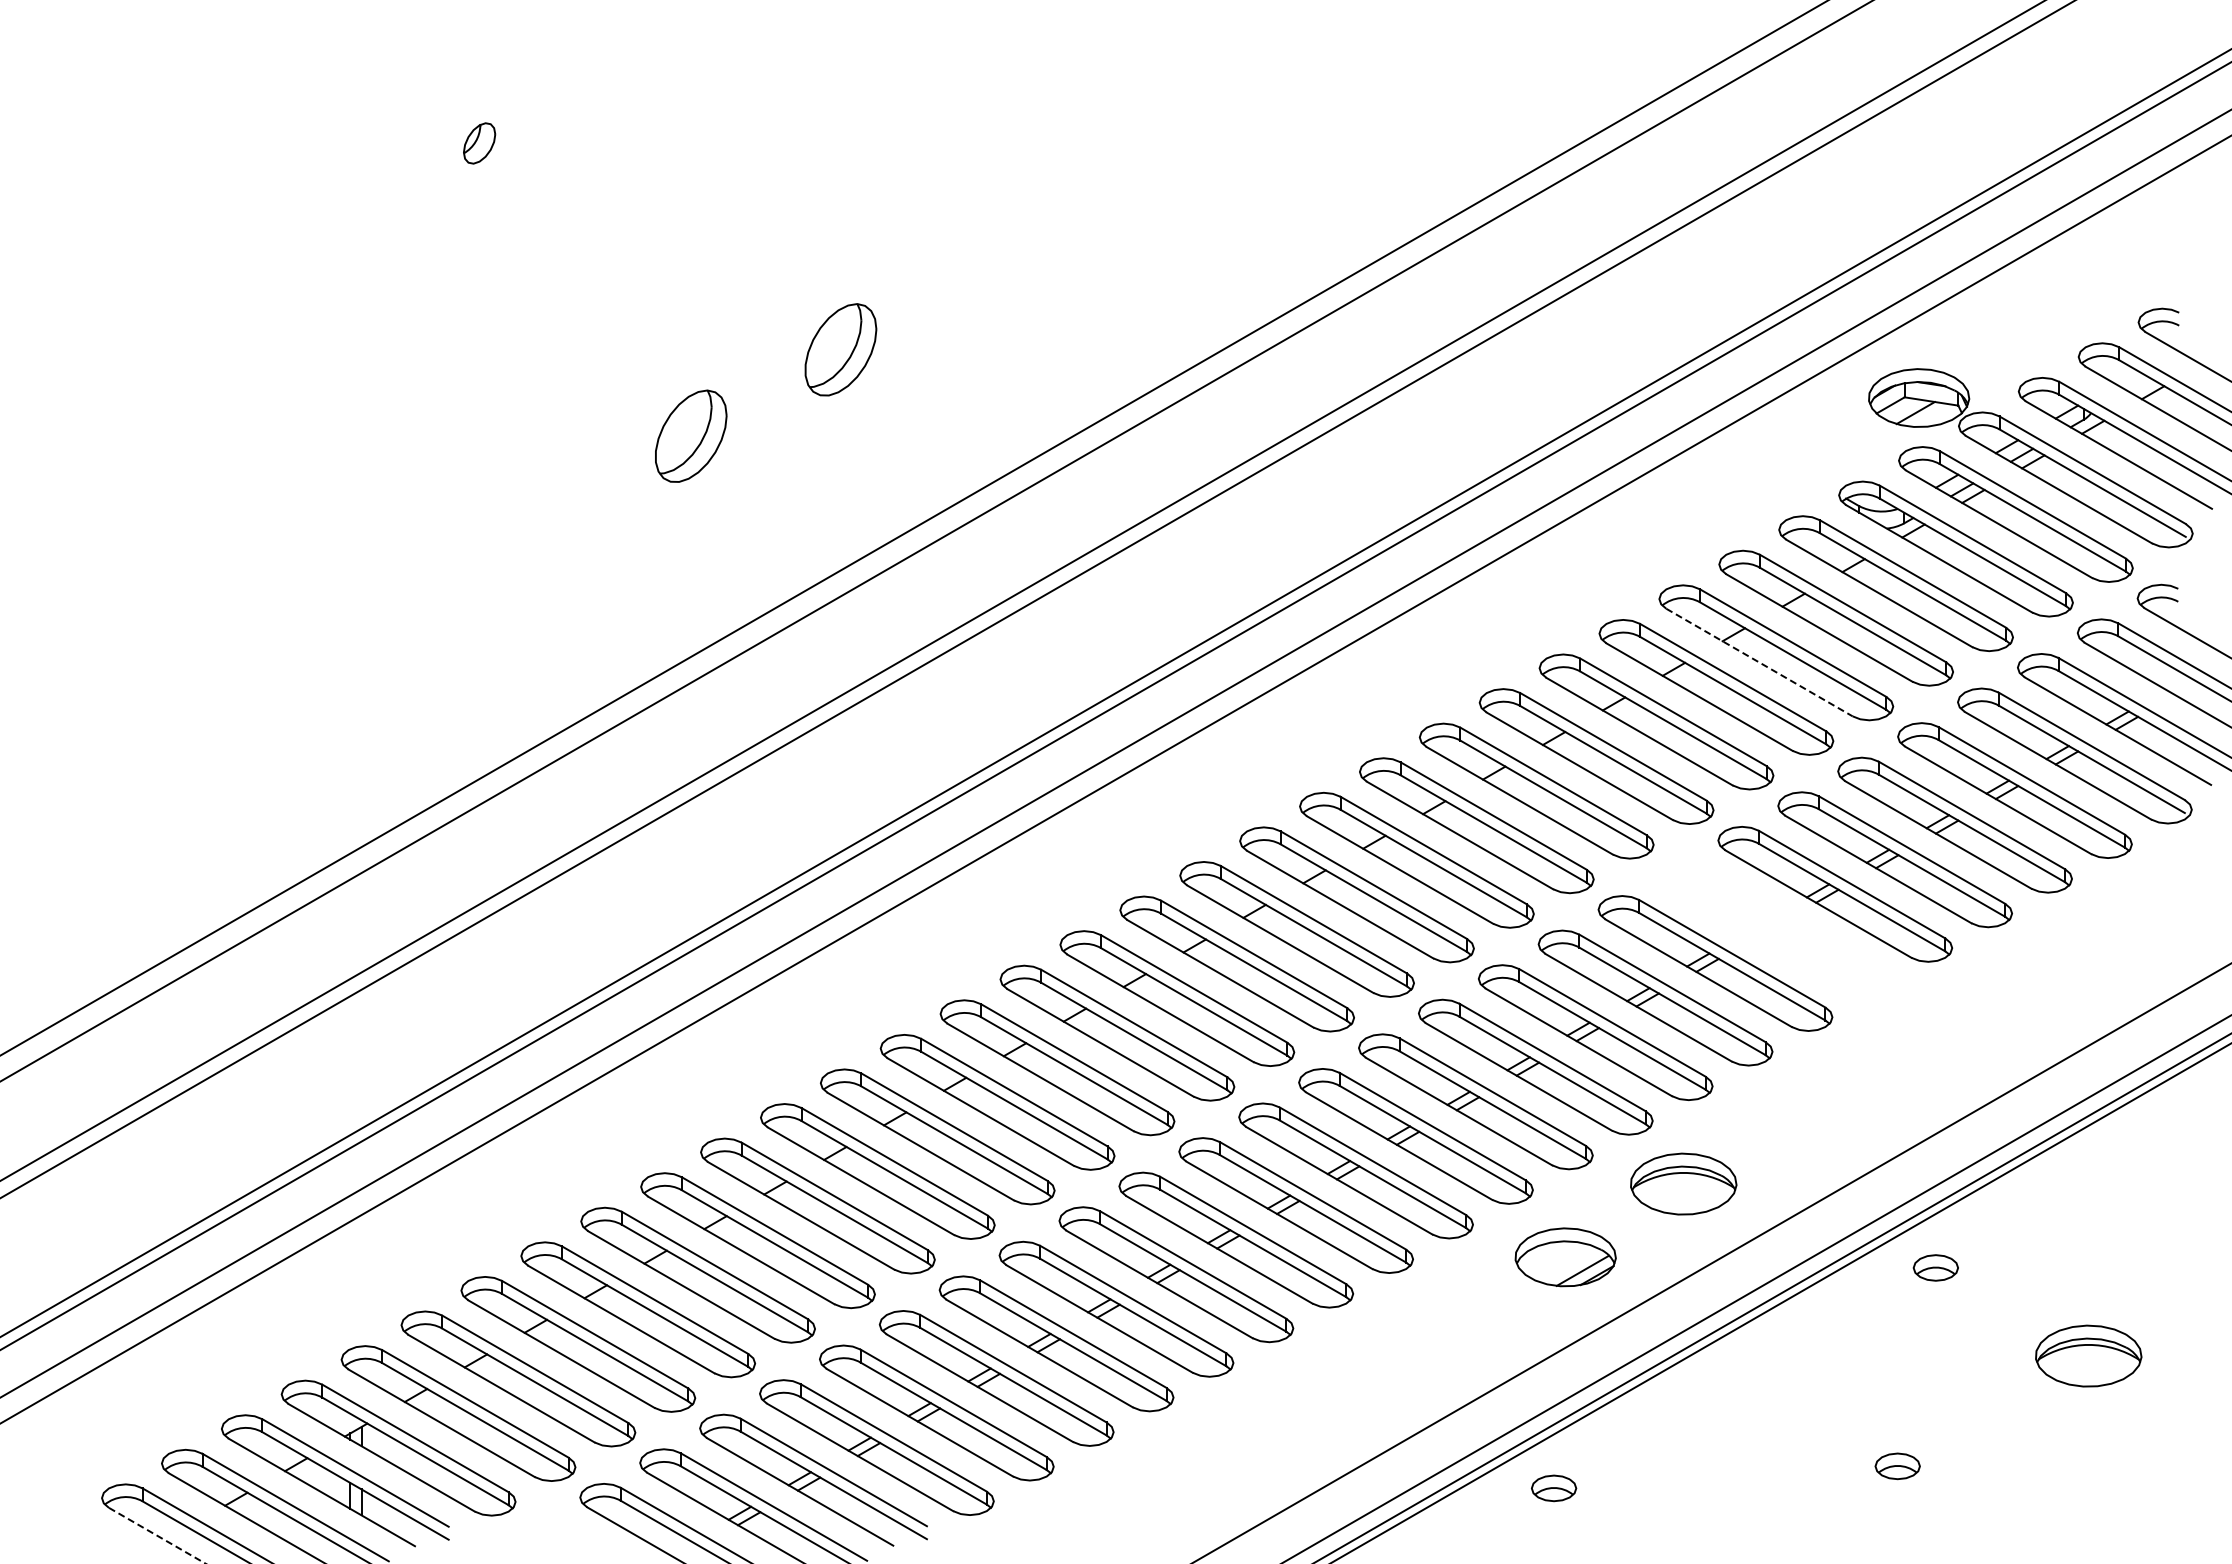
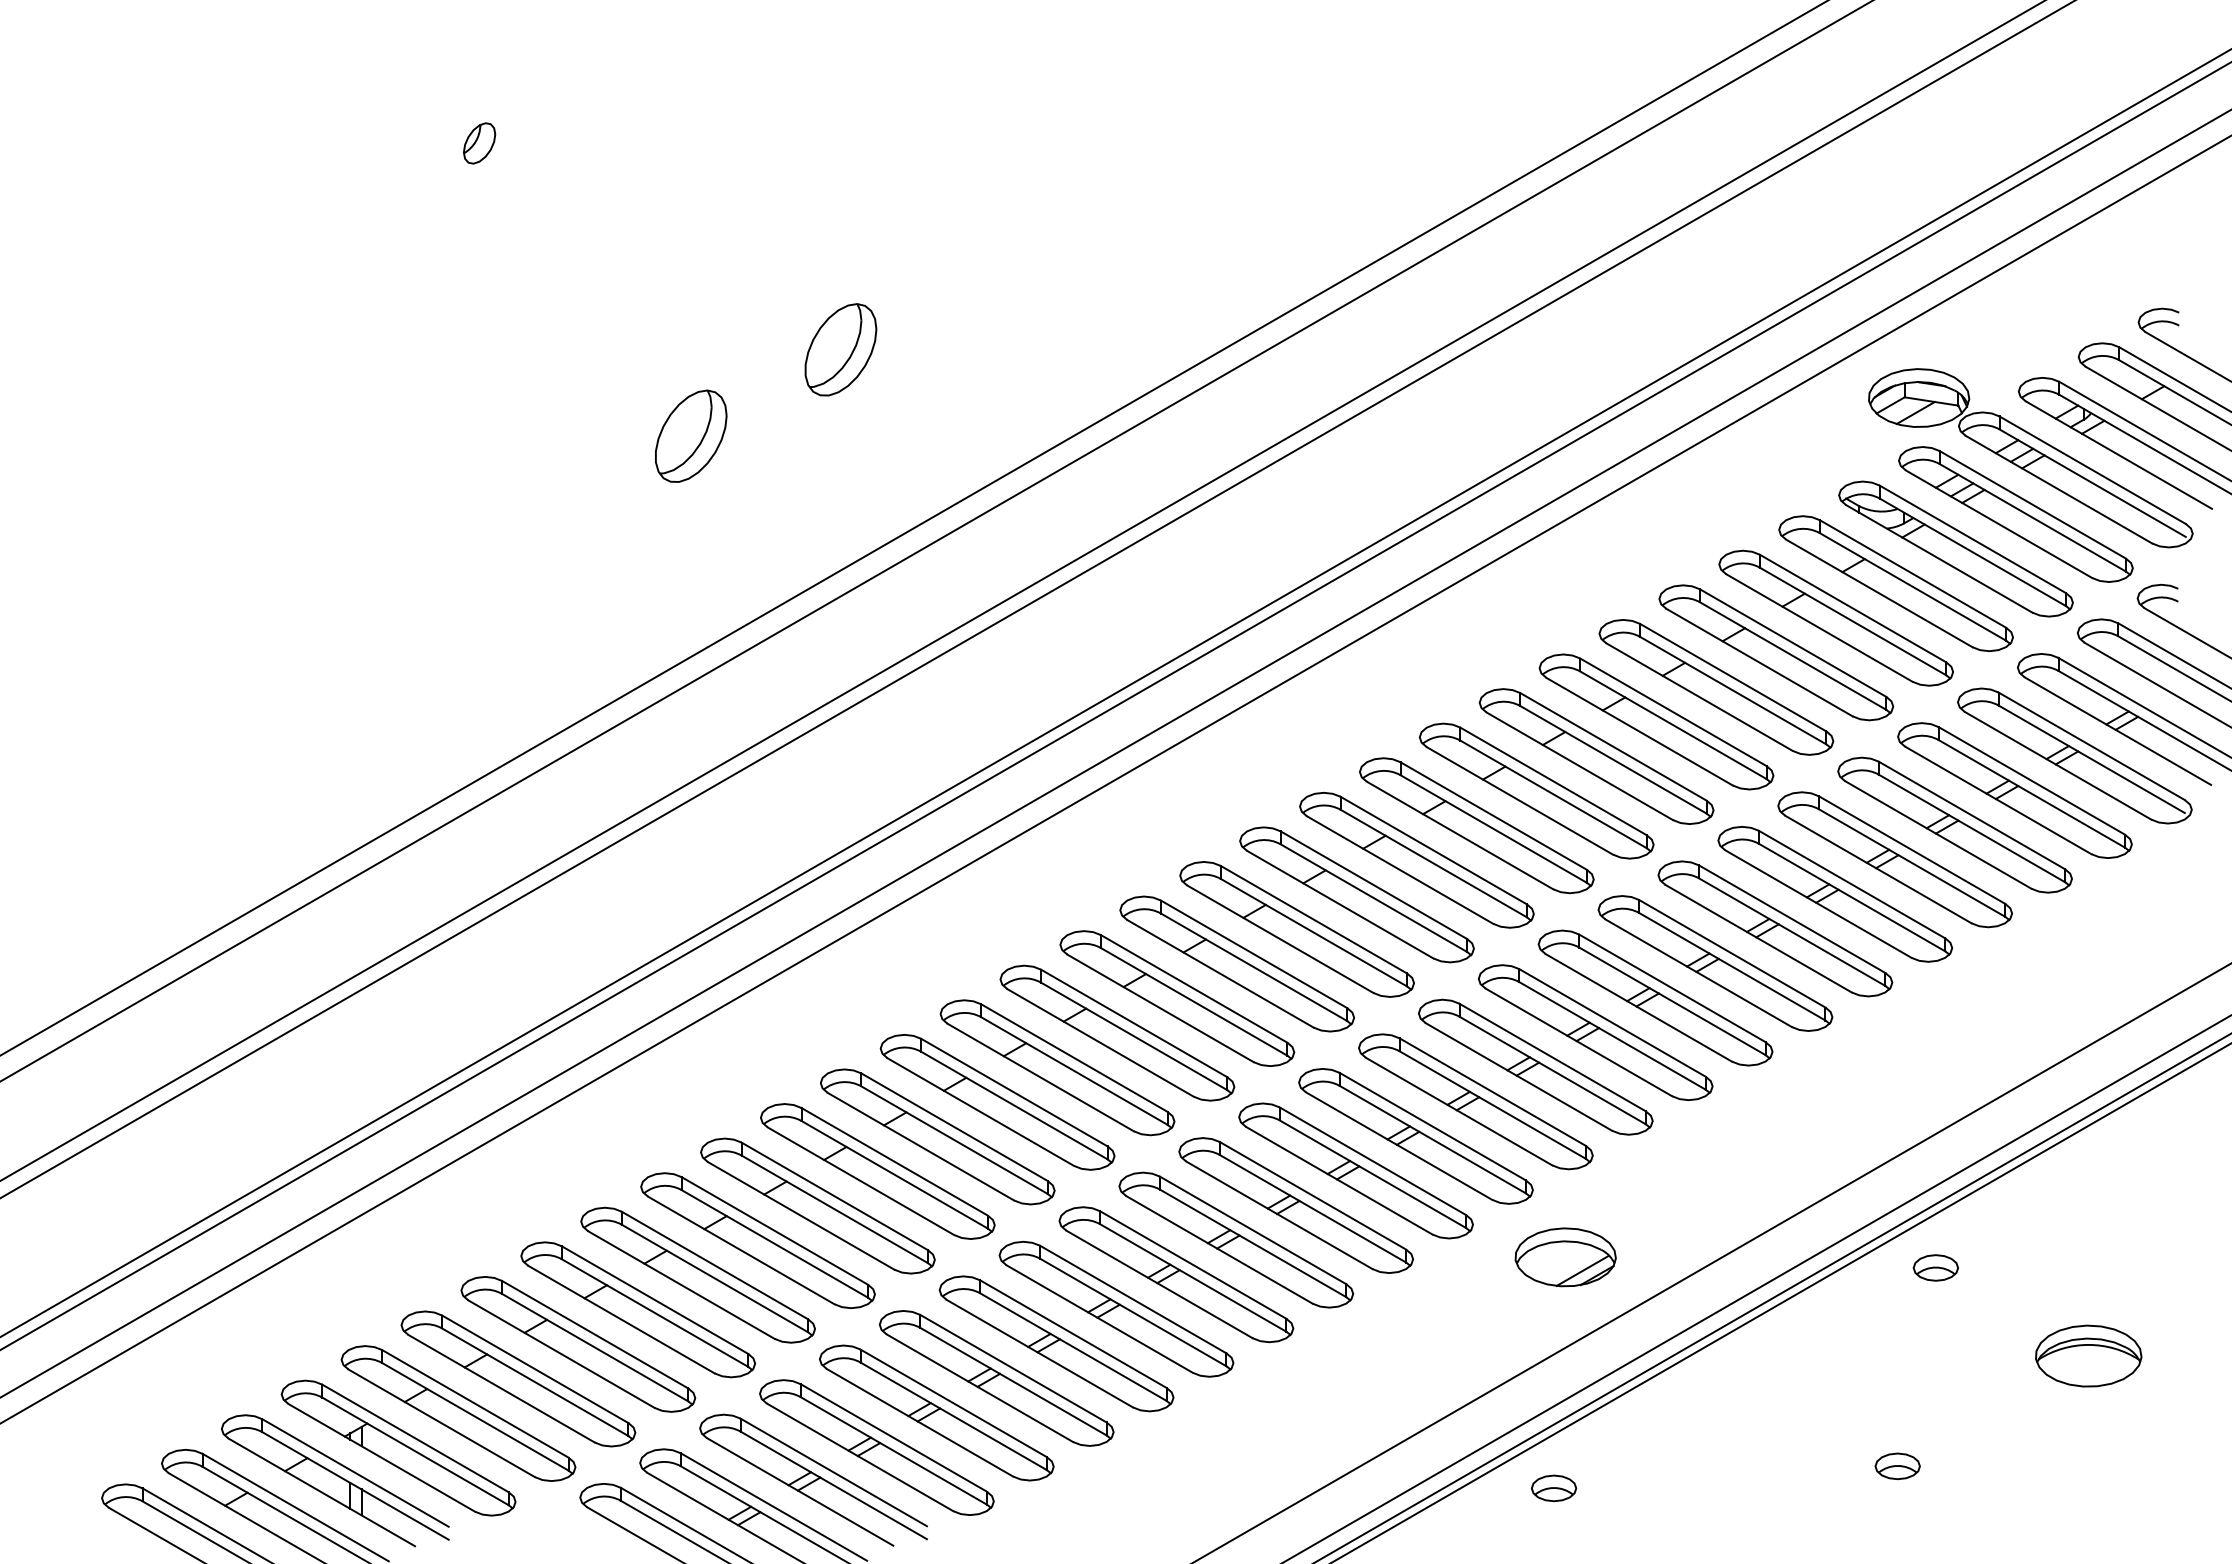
line: dashed -> solid (1759, 662)
part: none -> present (1775, 928)
part: present -> none (1683, 1183)
line: dashed -> solid (157, 1535)
